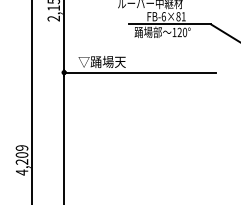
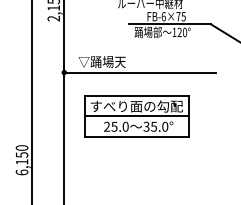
text: FB-6×81 -> FB-6×75 (180, 16)
part: none -> present (136, 116)
text: 4,209 -> 6,150 (21, 160)
